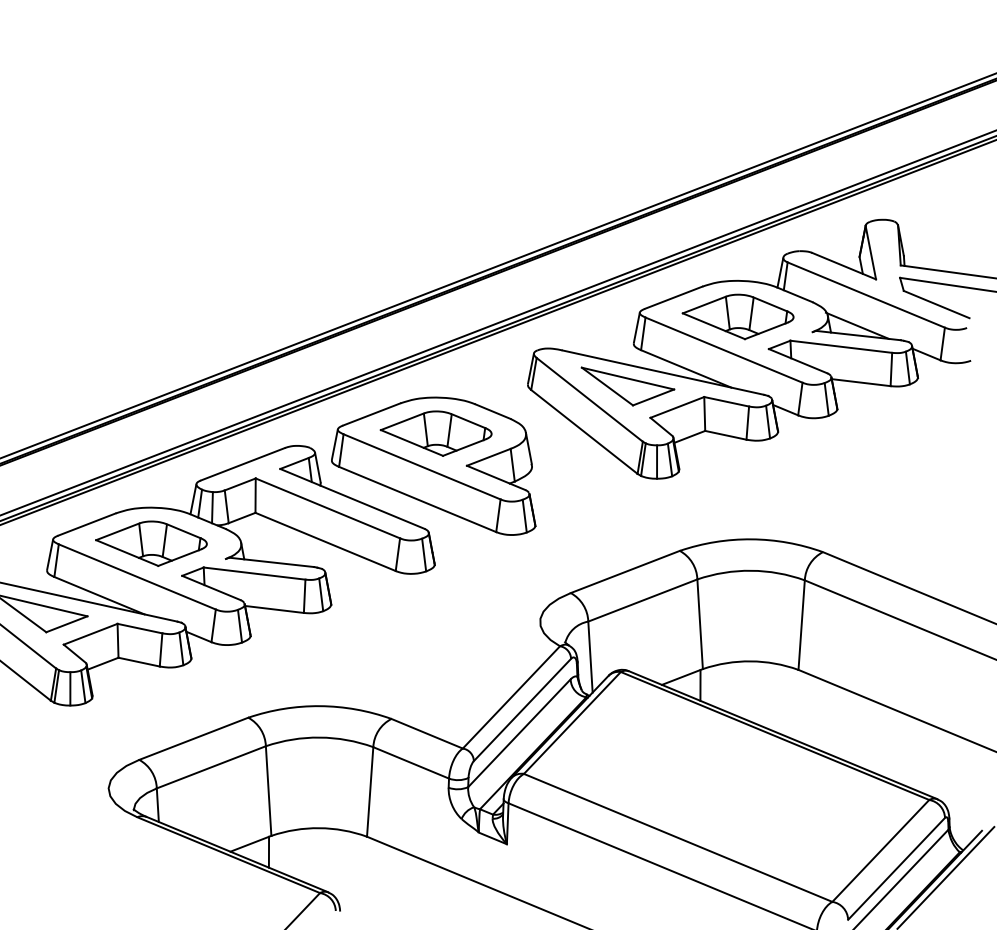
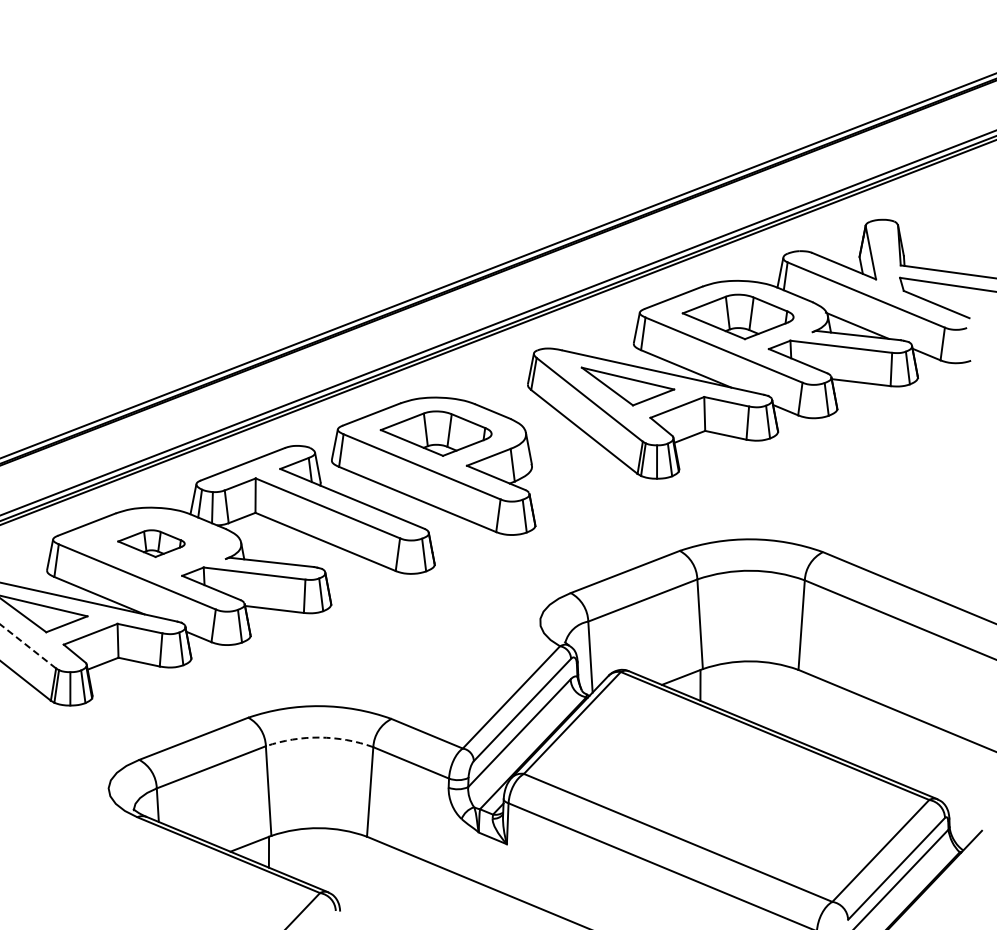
part size: 113x47 px -> 69x29 px (151, 543)
line: solid -> dashed (28, 646)
arc: solid -> dashed (319, 737)
line: present -> none (946, 876)
